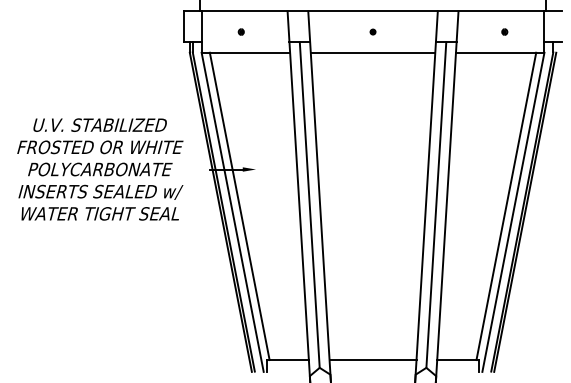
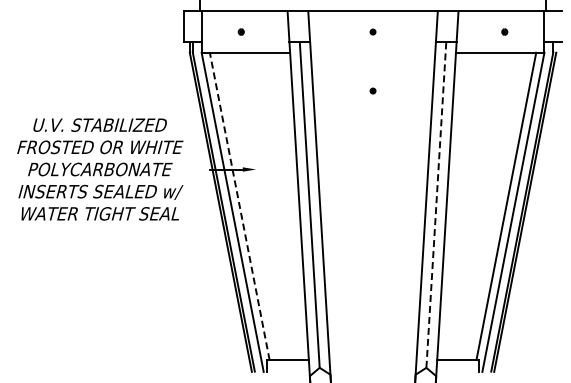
line: present -> none (372, 52)
part: none -> present (372, 90)
line: solid -> dashed (436, 204)
line: solid -> dashed (239, 206)
line: present -> none (372, 360)
